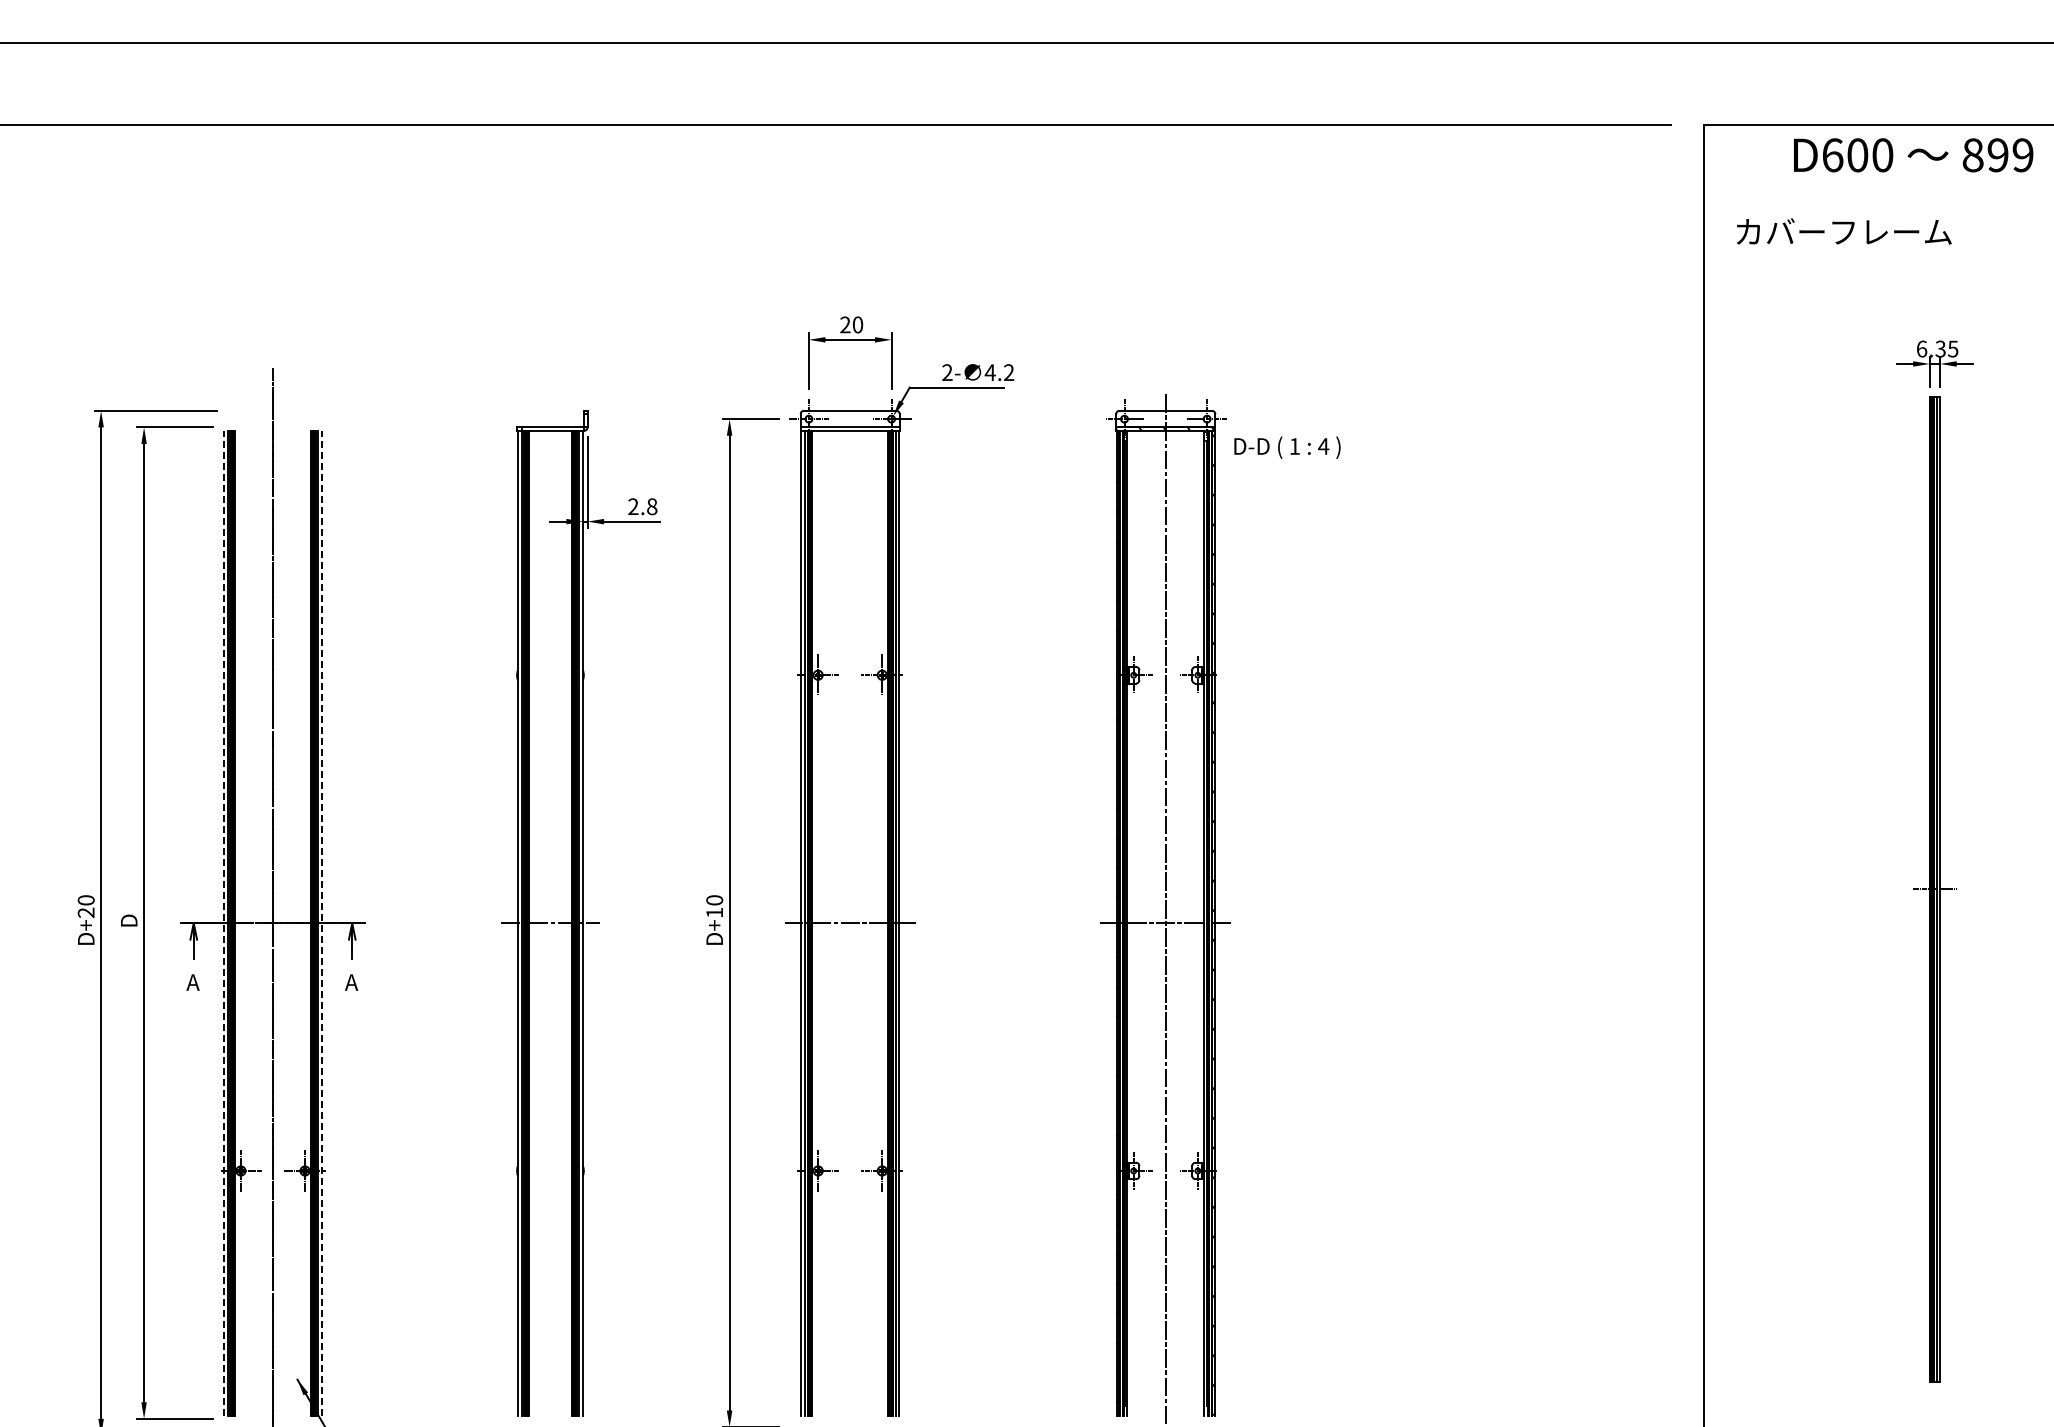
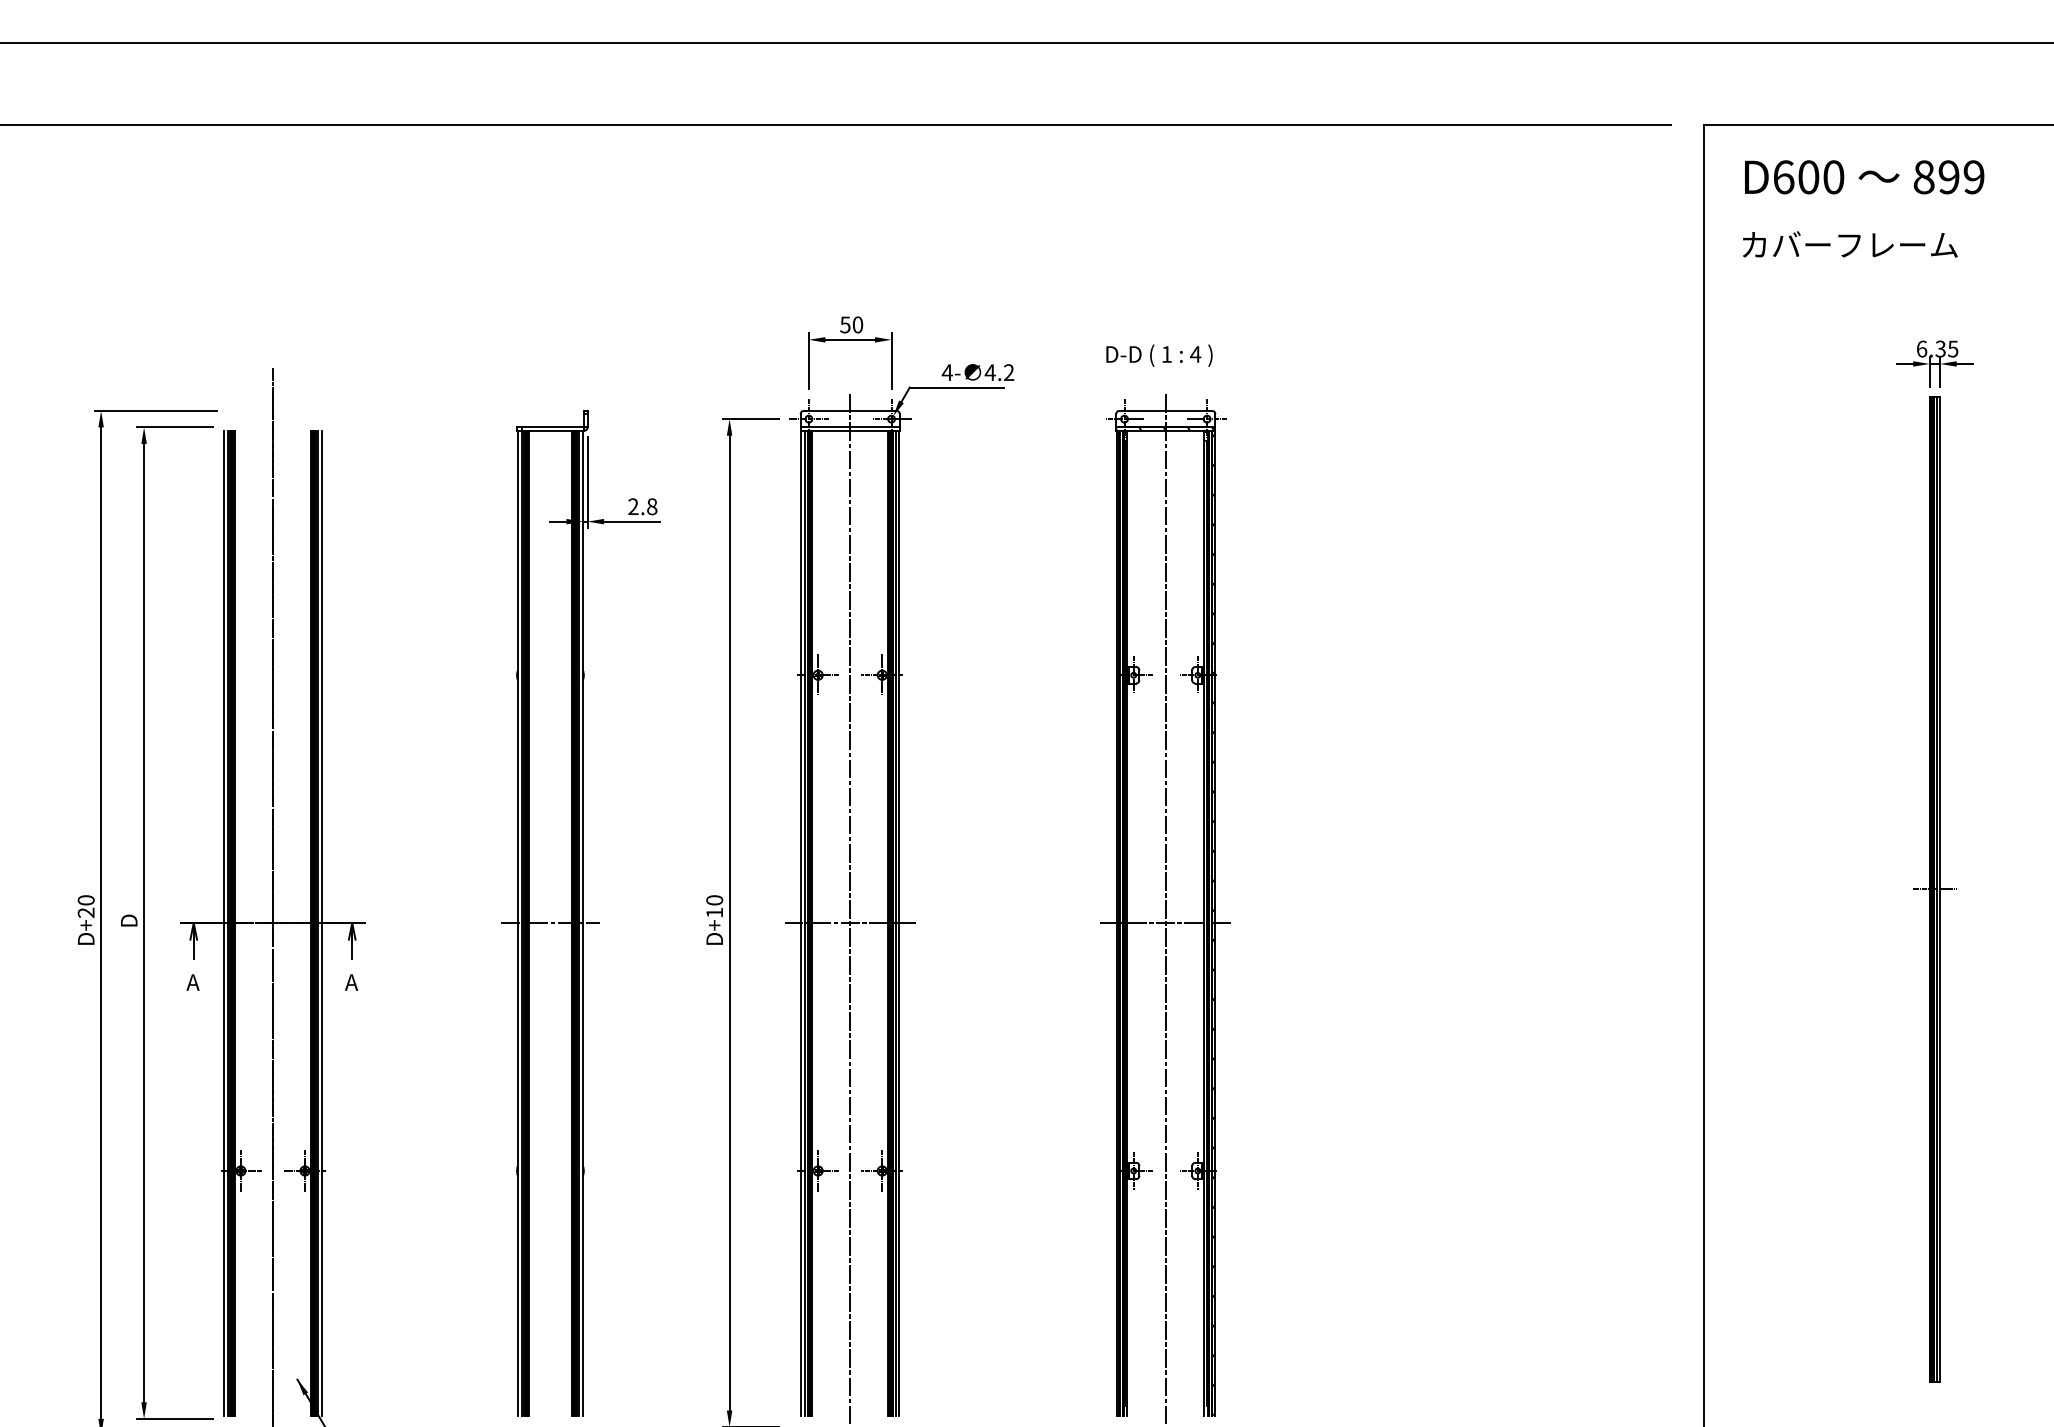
text position: (1913, 155) -> (1864, 177) (1864, 177)
text position: (1844, 231) -> (1850, 244) (1850, 244)
text: 20 -> 50 (845, 324)
text: 2- -> 4- (947, 372)
text position: (1287, 447) -> (1159, 355) (1159, 355)
line: none -> present (850, 908)
line: dashed -> solid (223, 922)
line: dashed -> solid (322, 922)
